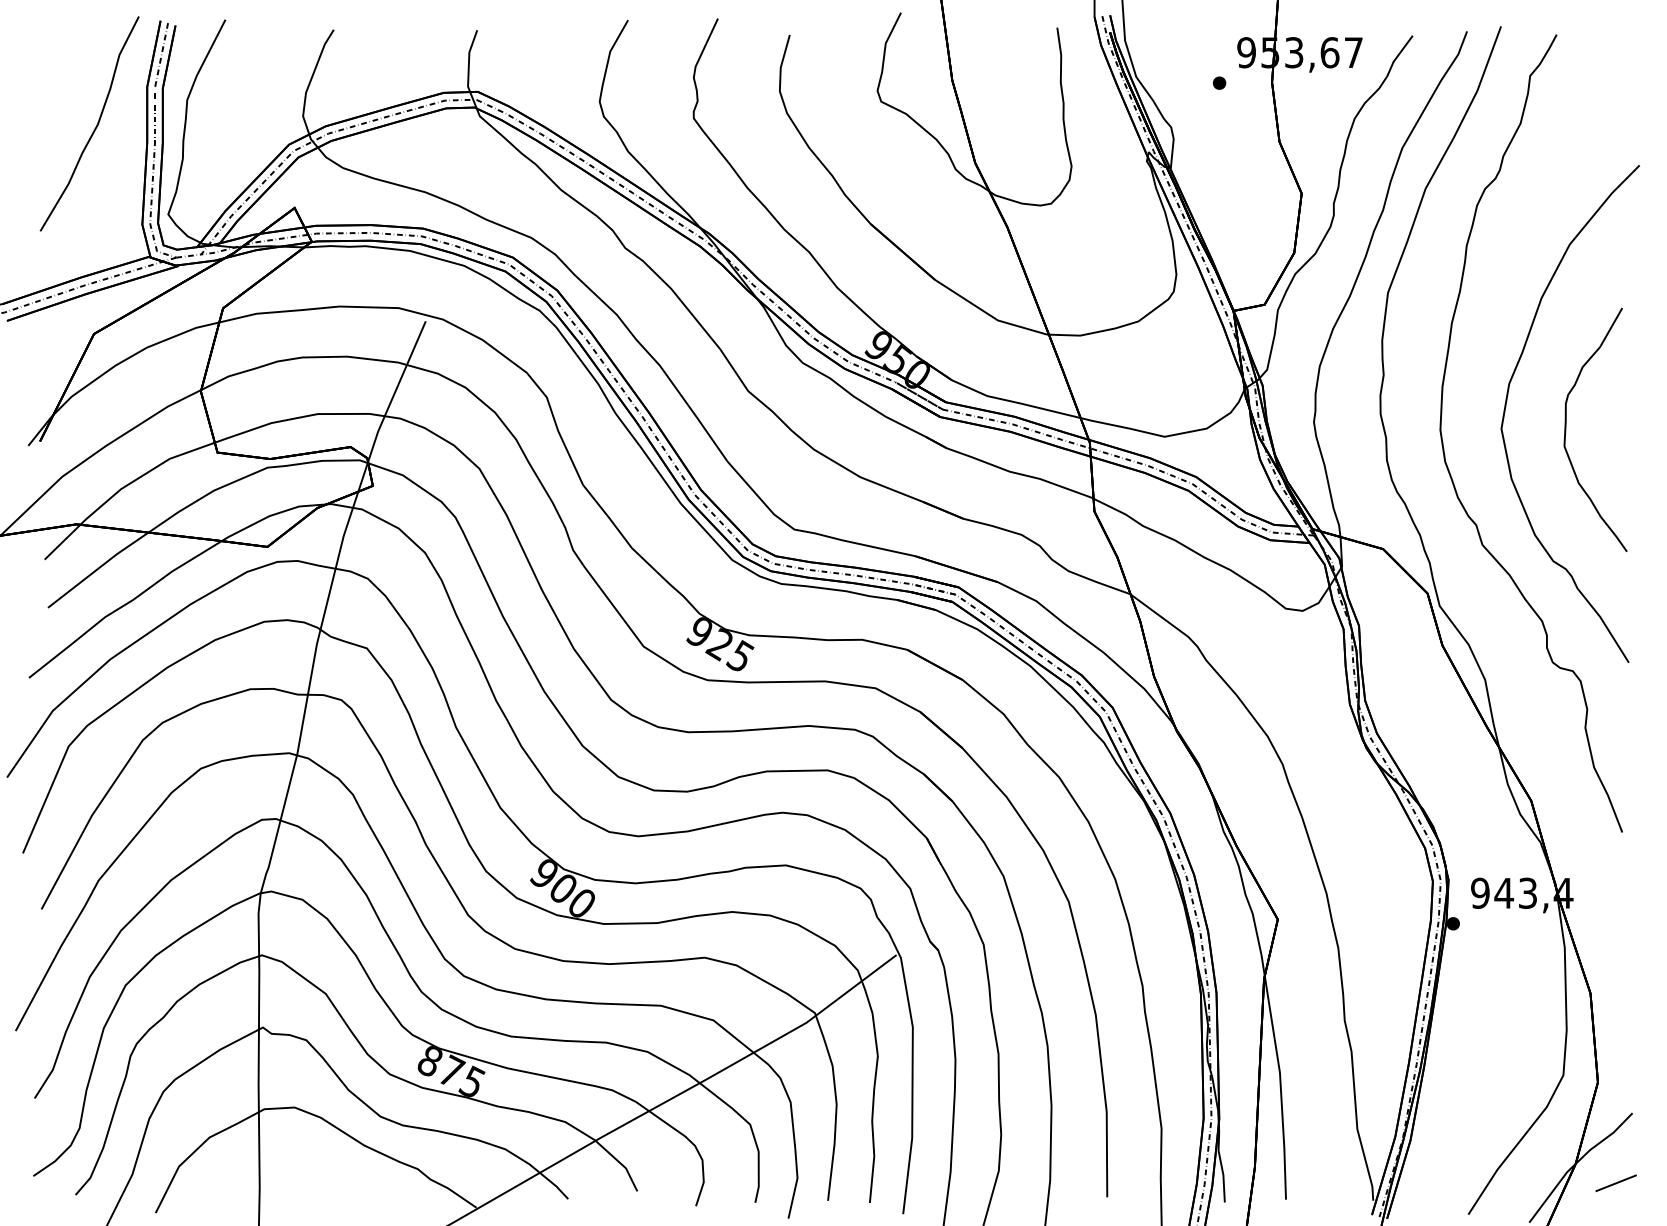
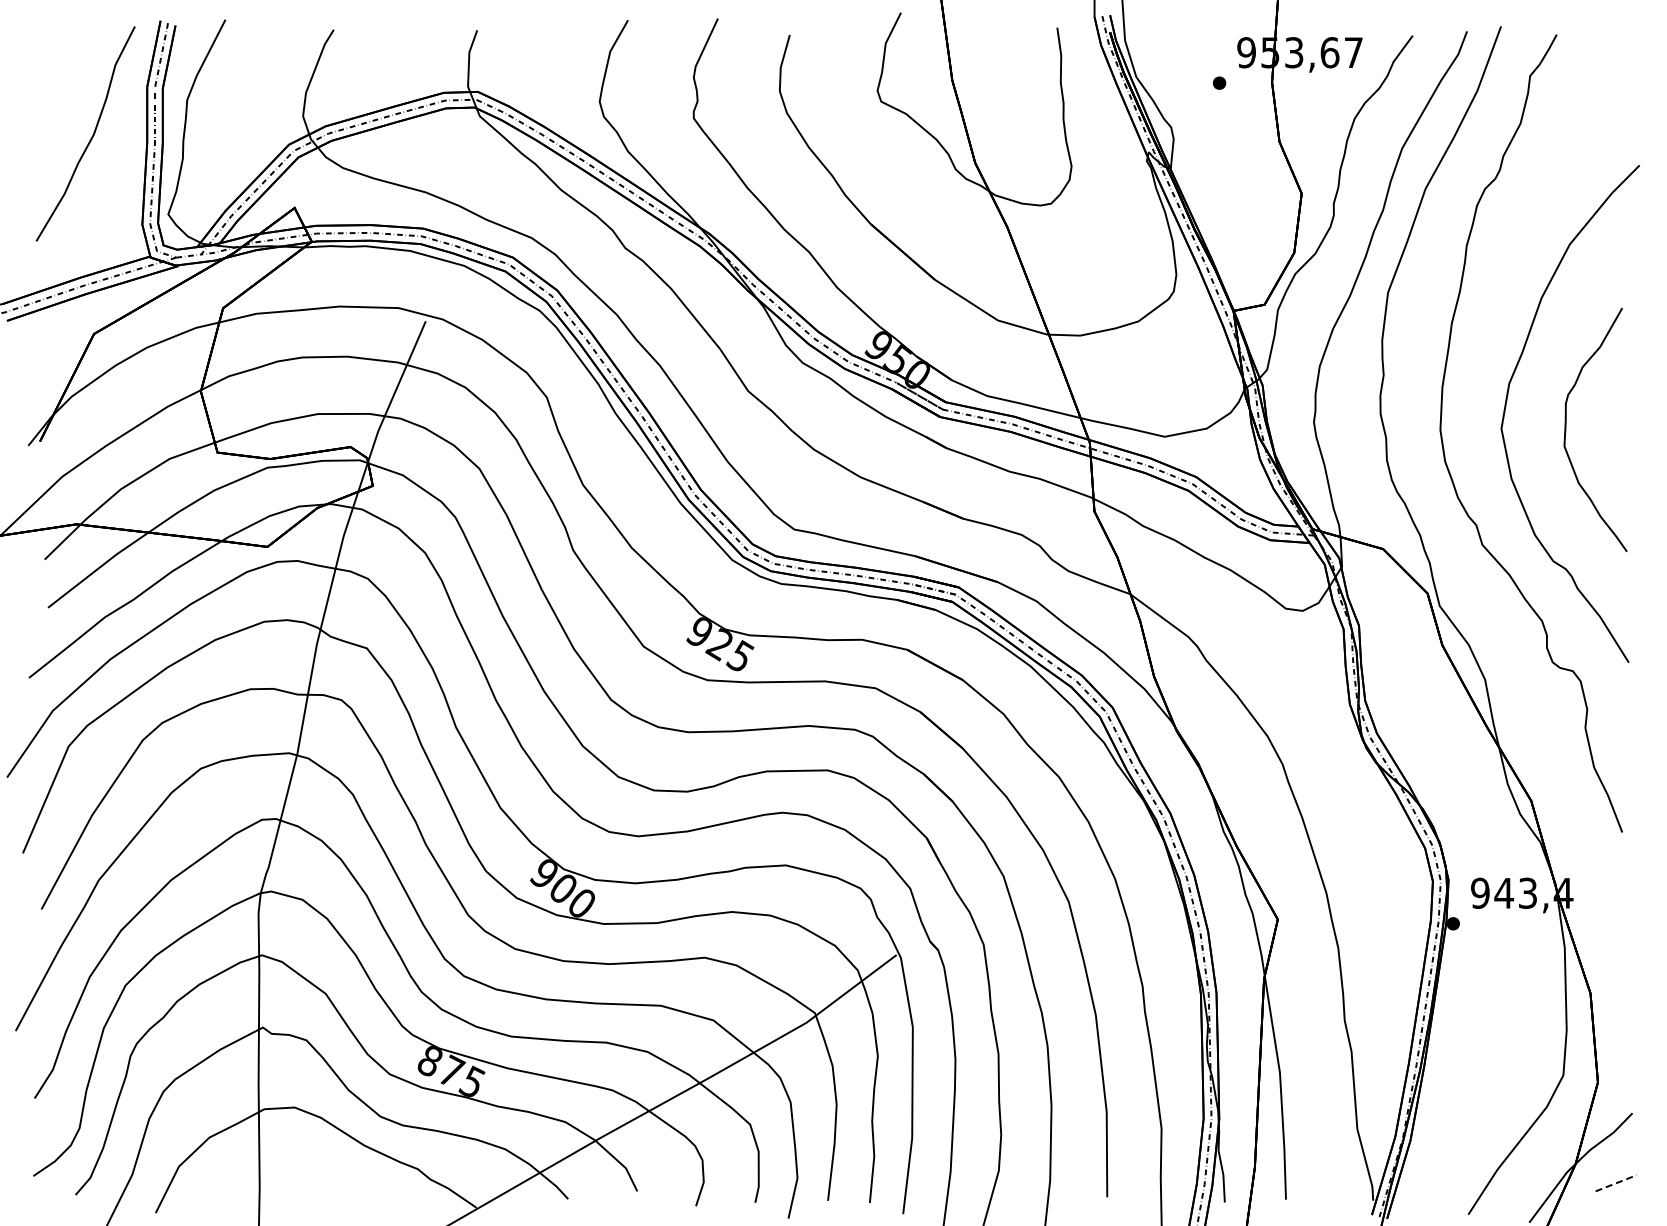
curve position: (95, 126) -> (91, 136) (91, 136)
line: solid -> dashed (1616, 1183)
